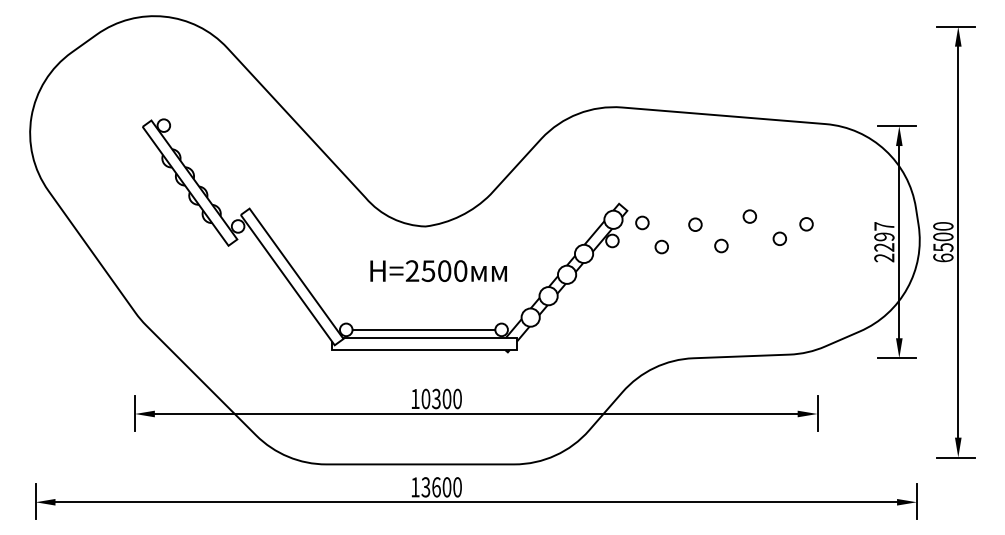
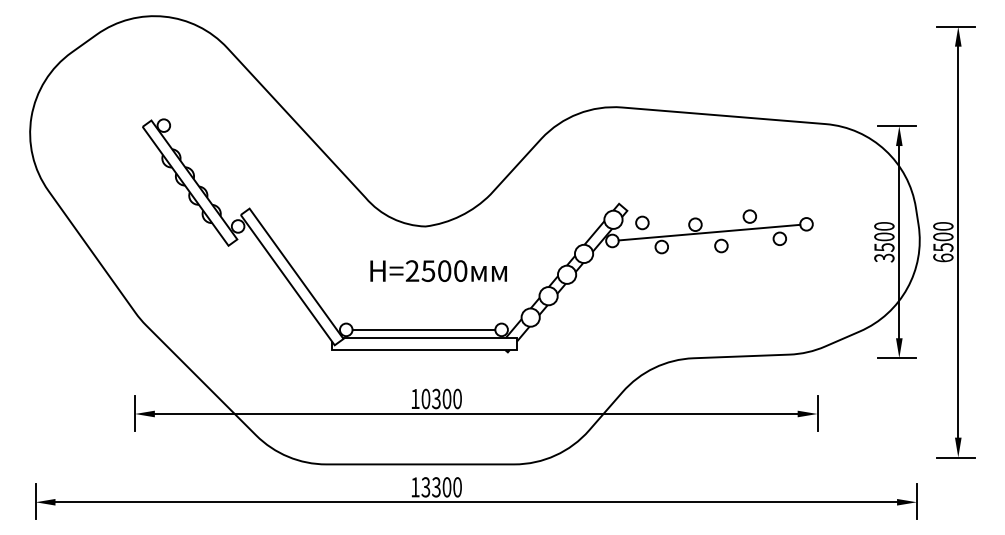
line: none -> present (709, 232)
text: 2297 -> 3500 (884, 242)
text: 13600 -> 13300 (436, 487)
